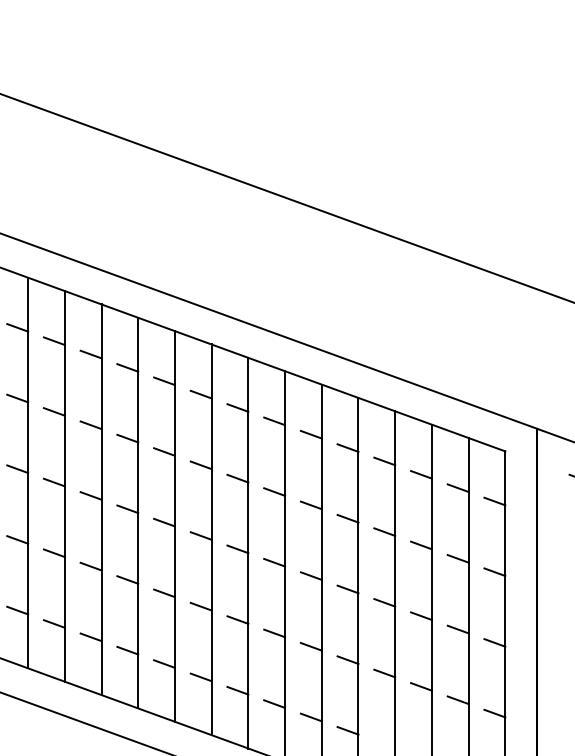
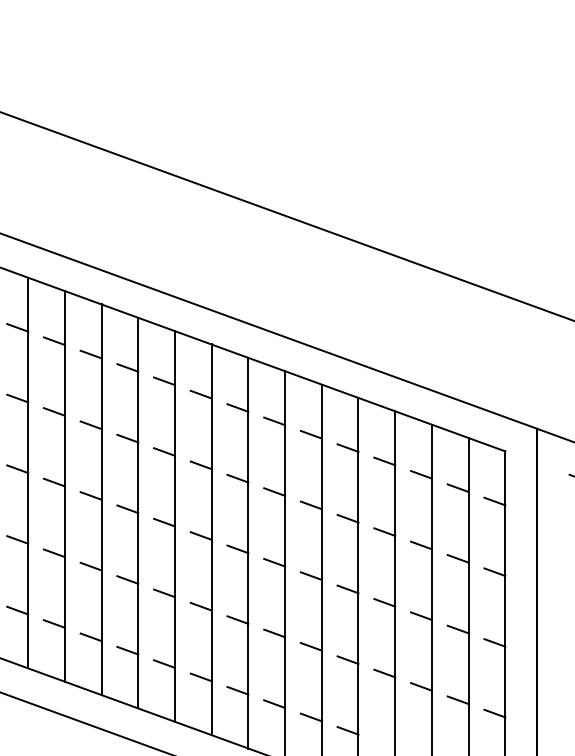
line position: (286, 197) -> (286, 216) (286, 216)
